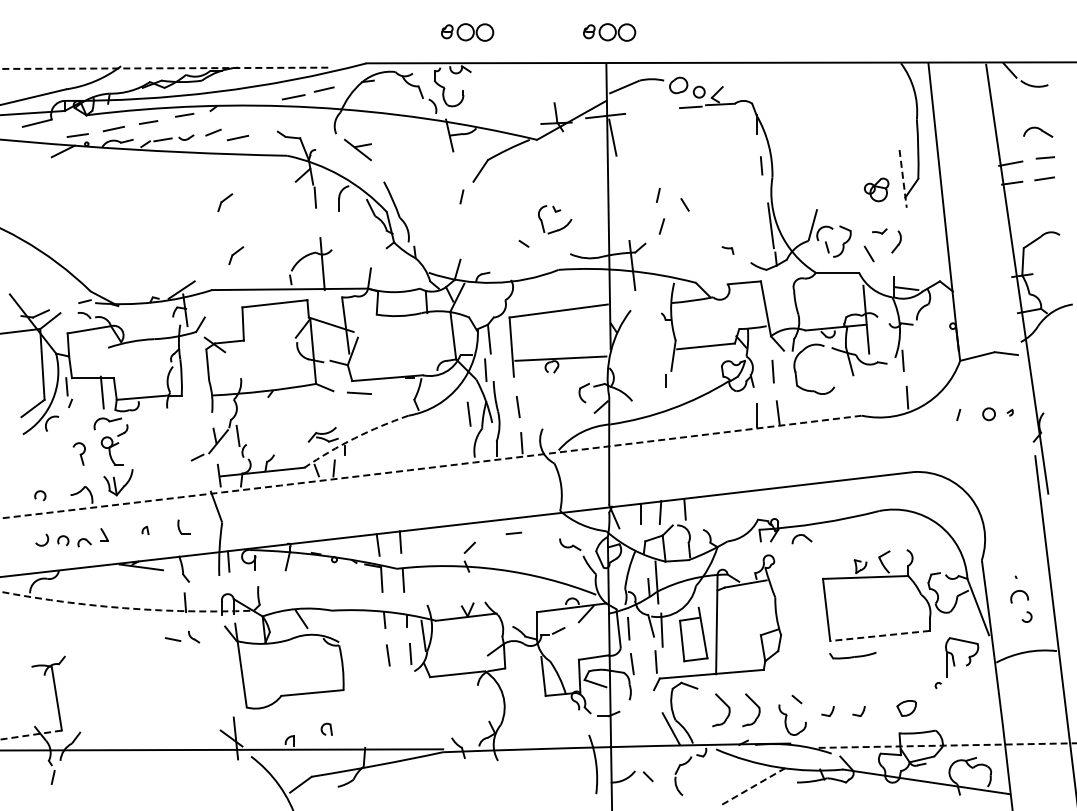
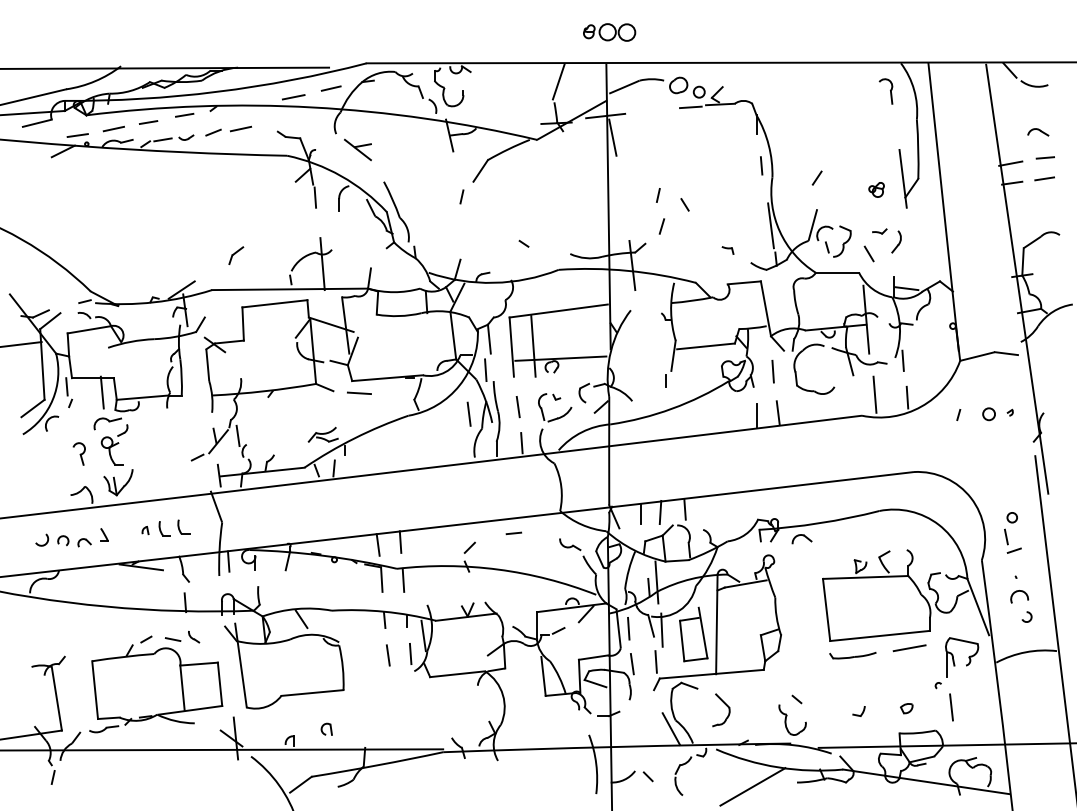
part: present -> none (467, 32)
line: dashed -> solid (165, 68)
line: none -> present (558, 81)
line position: (323, 89) -> (330, 88) (330, 88)
part: none -> present (885, 91)
part size: 31x12 px -> 23x9 px (1038, 132)
line position: (237, 137) -> (240, 128) (240, 128)
line: none -> present (816, 177)
line: dashed -> solid (903, 179)
part size: 26x26 px -> 17x16 px (876, 189)
part: present -> none (225, 202)
part position: (555, 212) -> (555, 400) (555, 400)
line position: (20, 331) -> (21, 344) (21, 344)
line: none -> present (533, 346)
line: none -> present (874, 394)
arc: dashed -> solid (354, 438)
arc: dashed -> solid (431, 467)
arc: present -> none (40, 492)
part: none -> present (164, 528)
part: none -> present (1012, 532)
arc: dashed -> solid (126, 608)
line: dashed -> solid (879, 636)
line: none -> present (909, 648)
part: none -> present (156, 684)
part: present -> none (755, 705)
line: none -> present (951, 707)
part size: 21x17 px -> 14x12 px (906, 708)
part: present -> none (827, 711)
line: dashed -> solid (30, 735)
line: dashed -> solid (947, 745)
line: dashed -> solid (752, 786)
